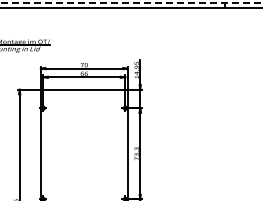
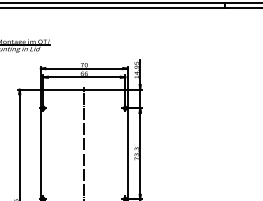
line: dashed -> solid (131, 2)
line: none -> present (84, 142)
